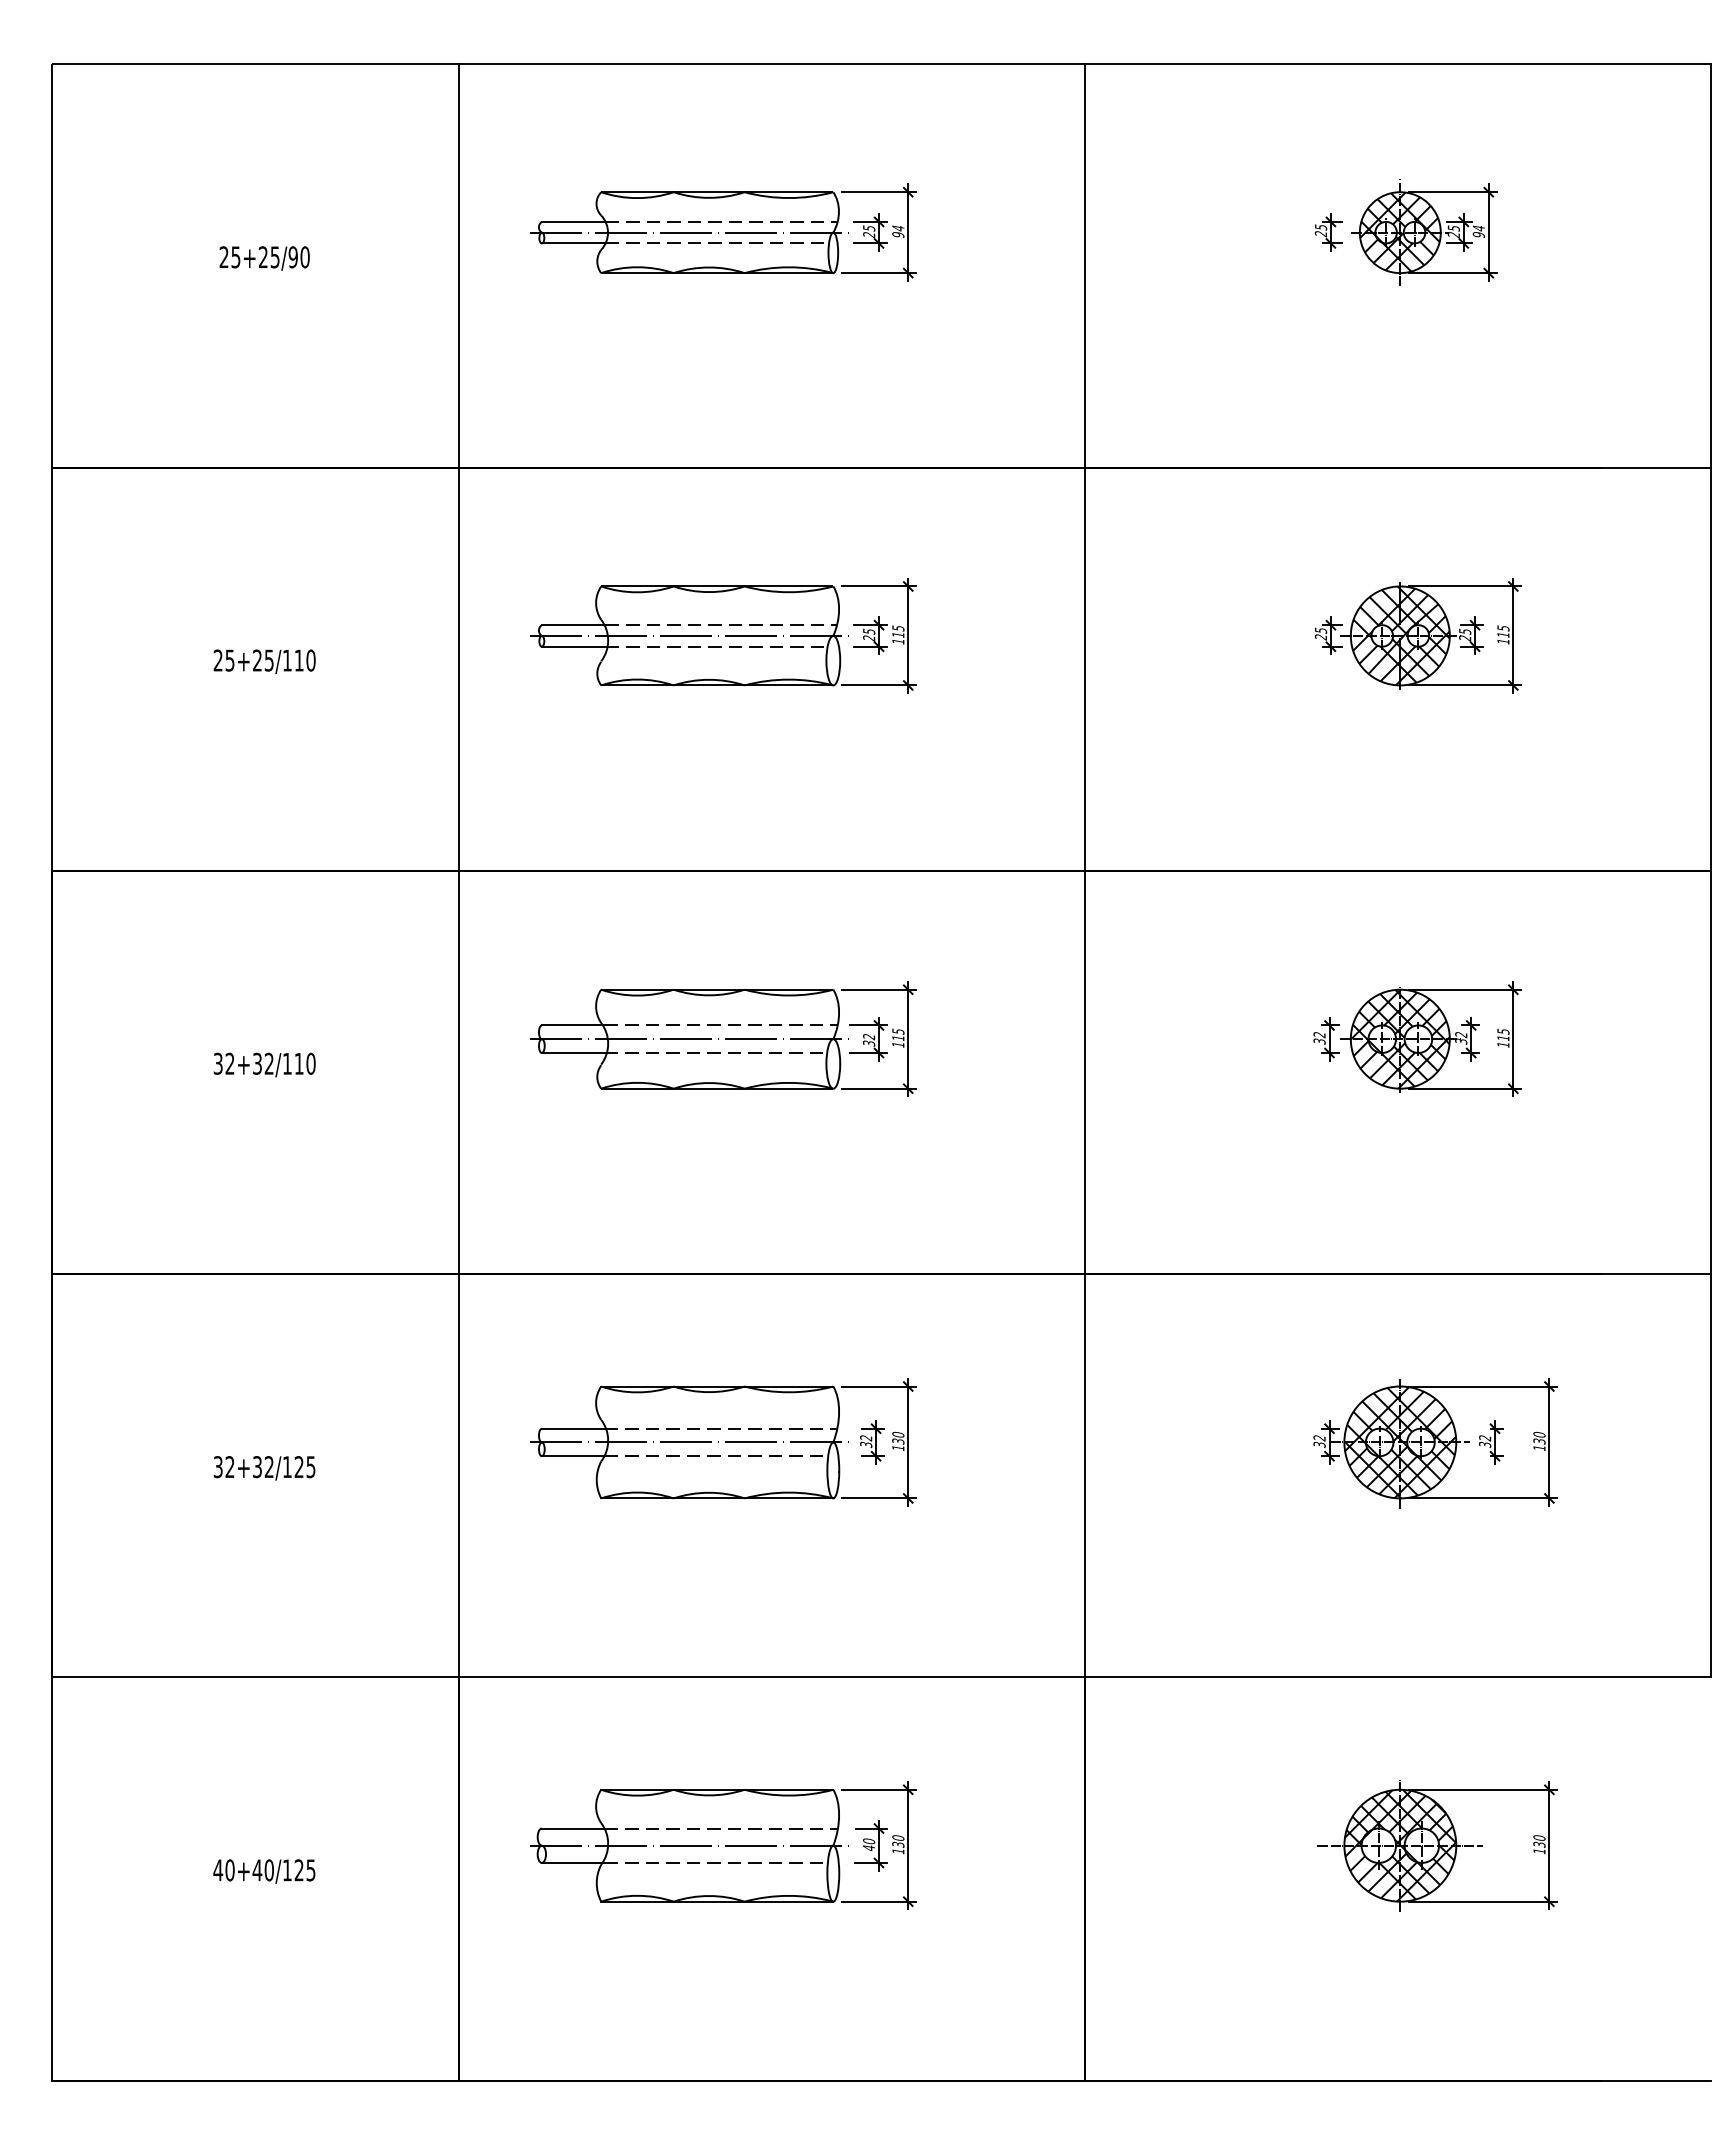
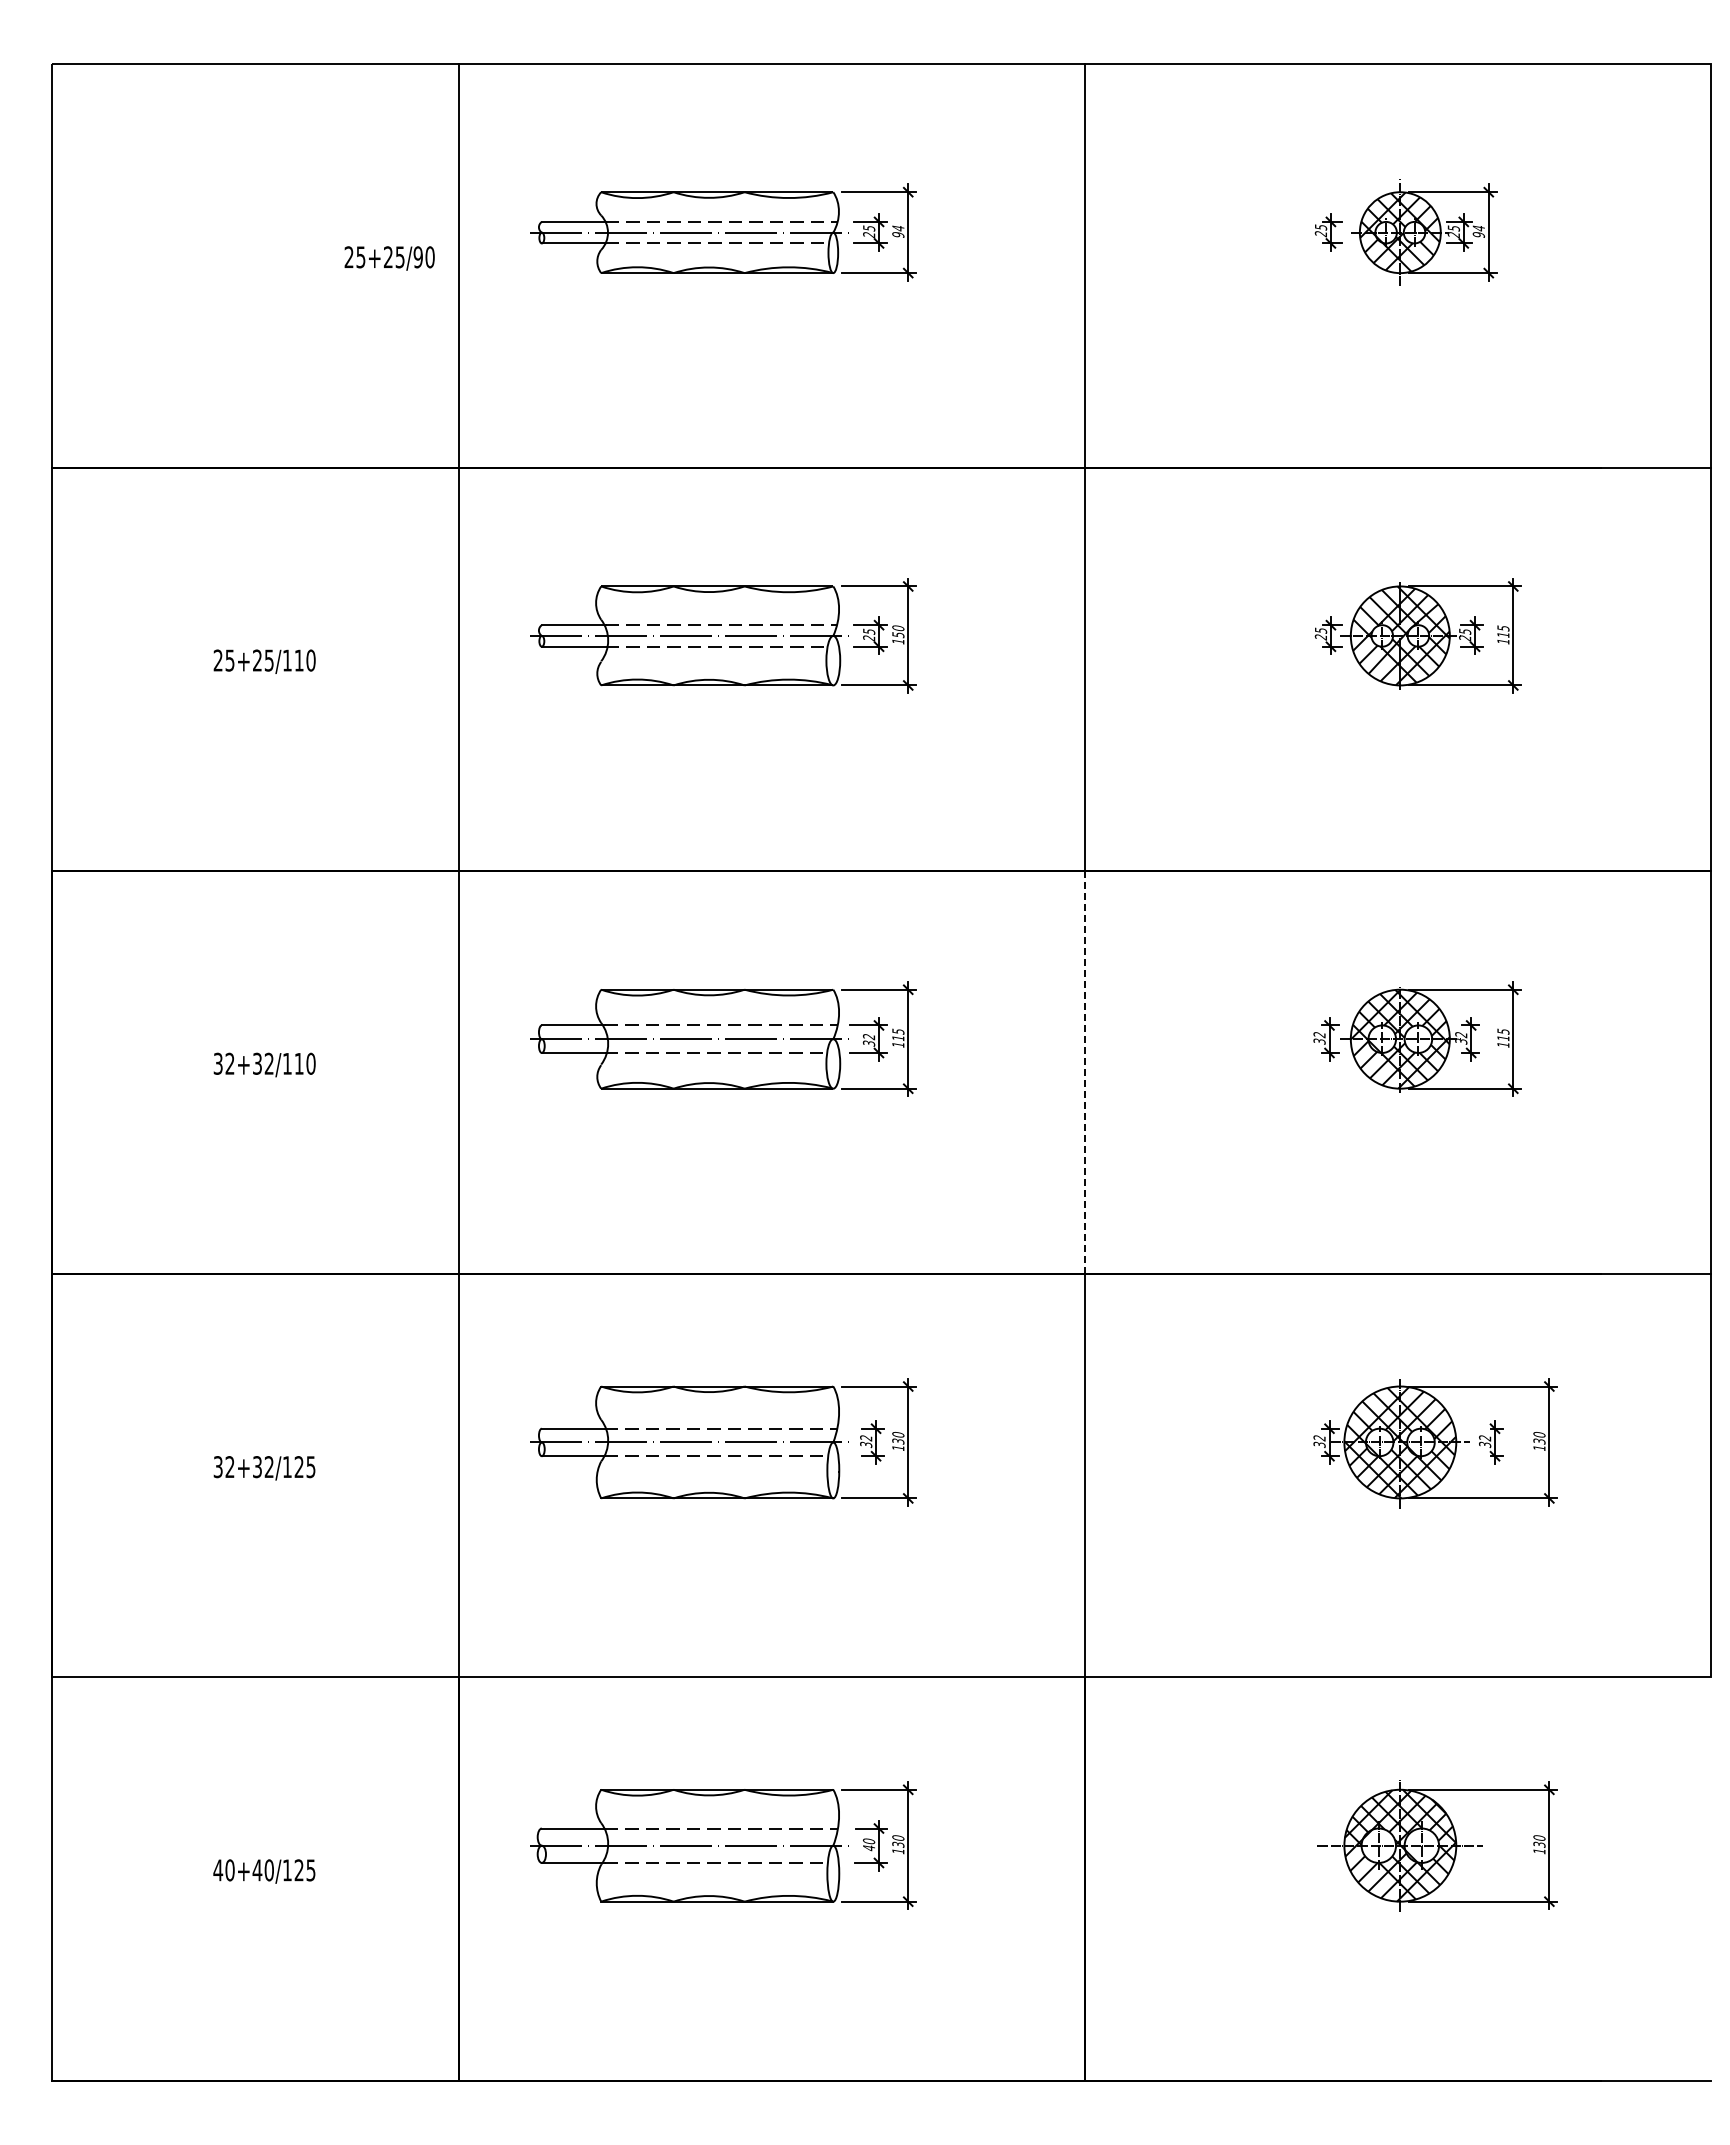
text position: (264, 258) -> (389, 258) (389, 258)
text: 115 -> 150 (898, 631)
line: solid -> dashed (1084, 1072)
